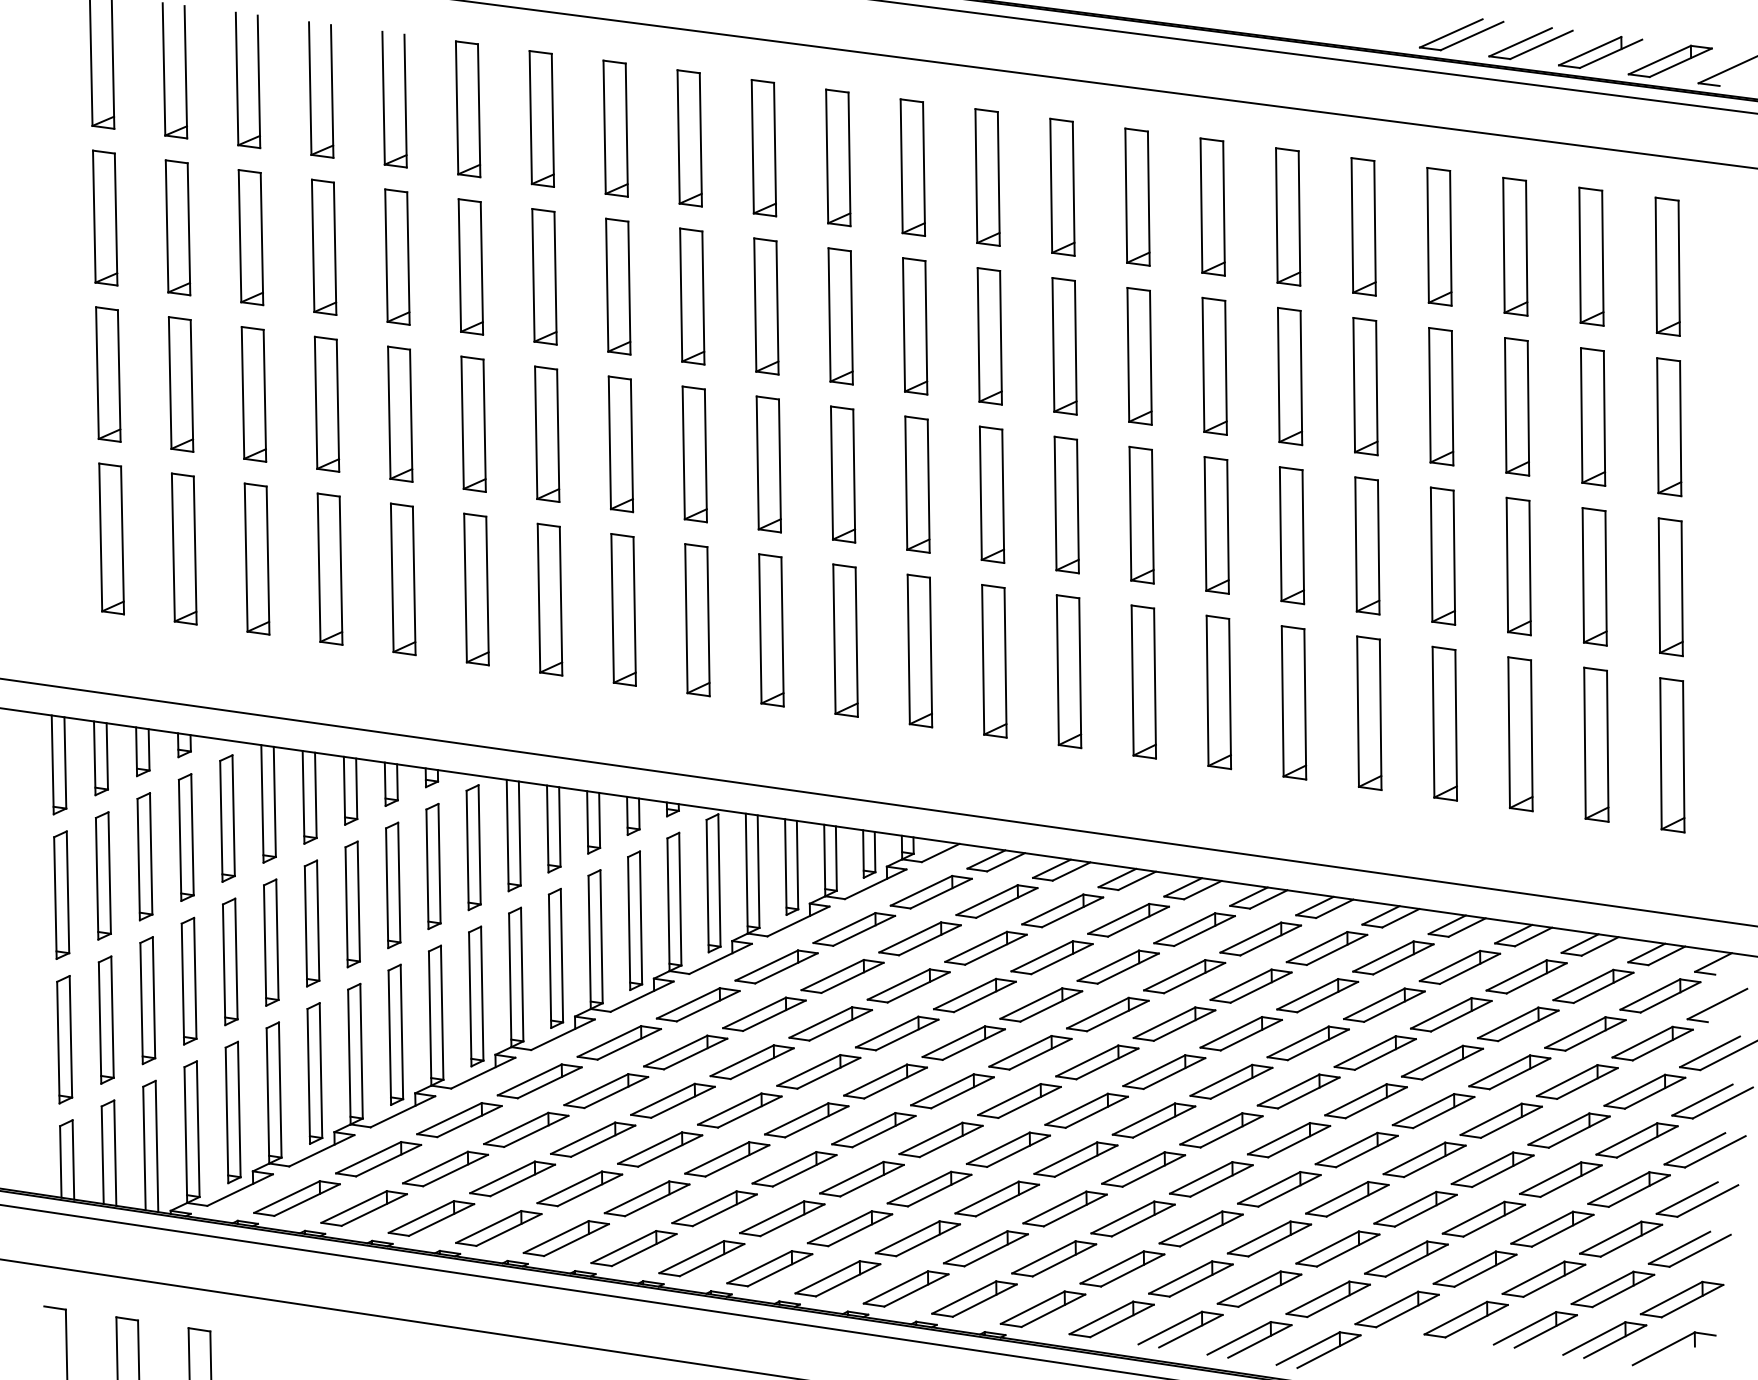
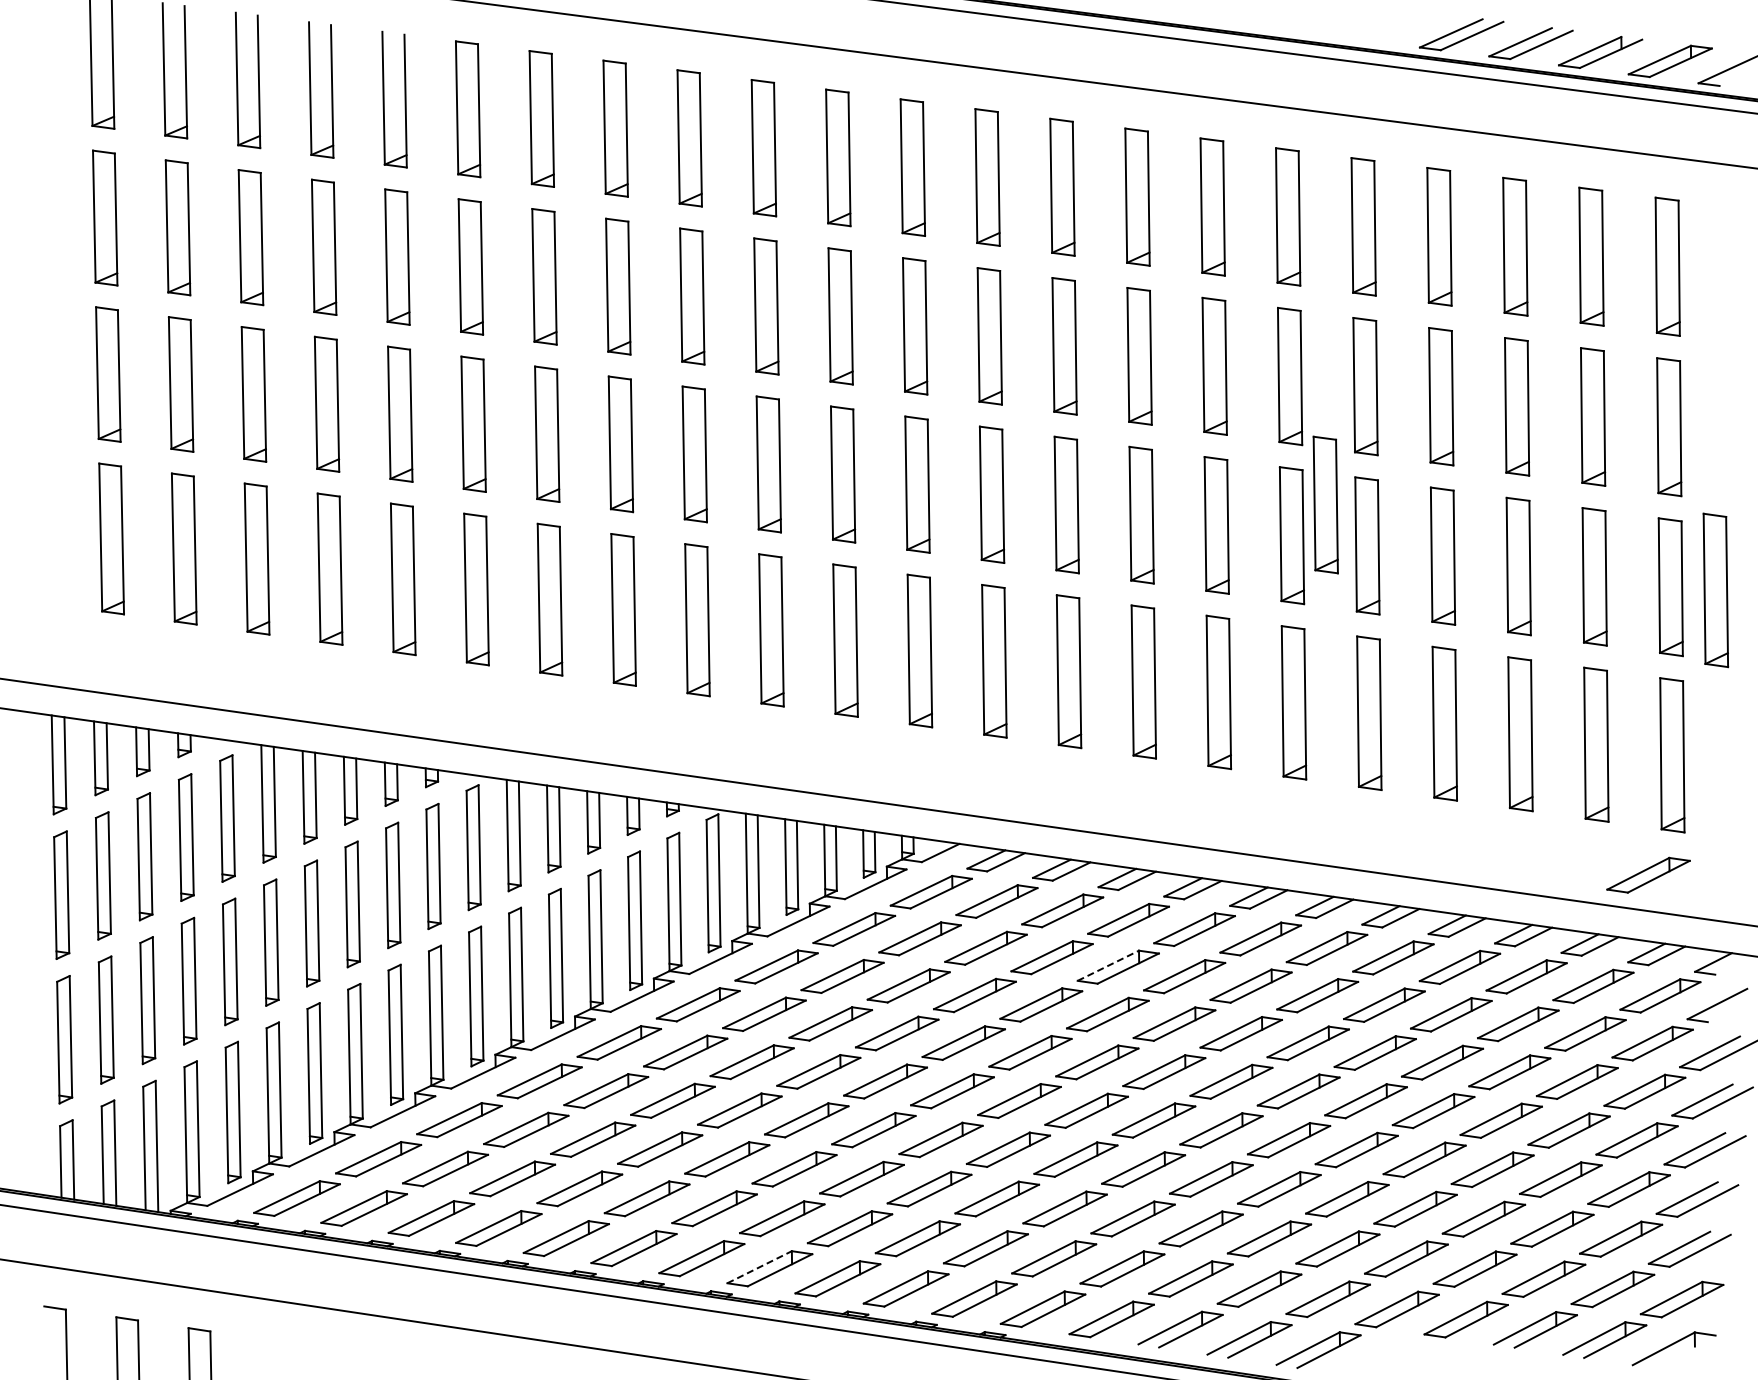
part: none -> present (1325, 504)
part: none -> present (1715, 590)
part: none -> present (1648, 874)
line: solid -> dashed (1108, 965)
line: solid -> dashed (760, 1267)
